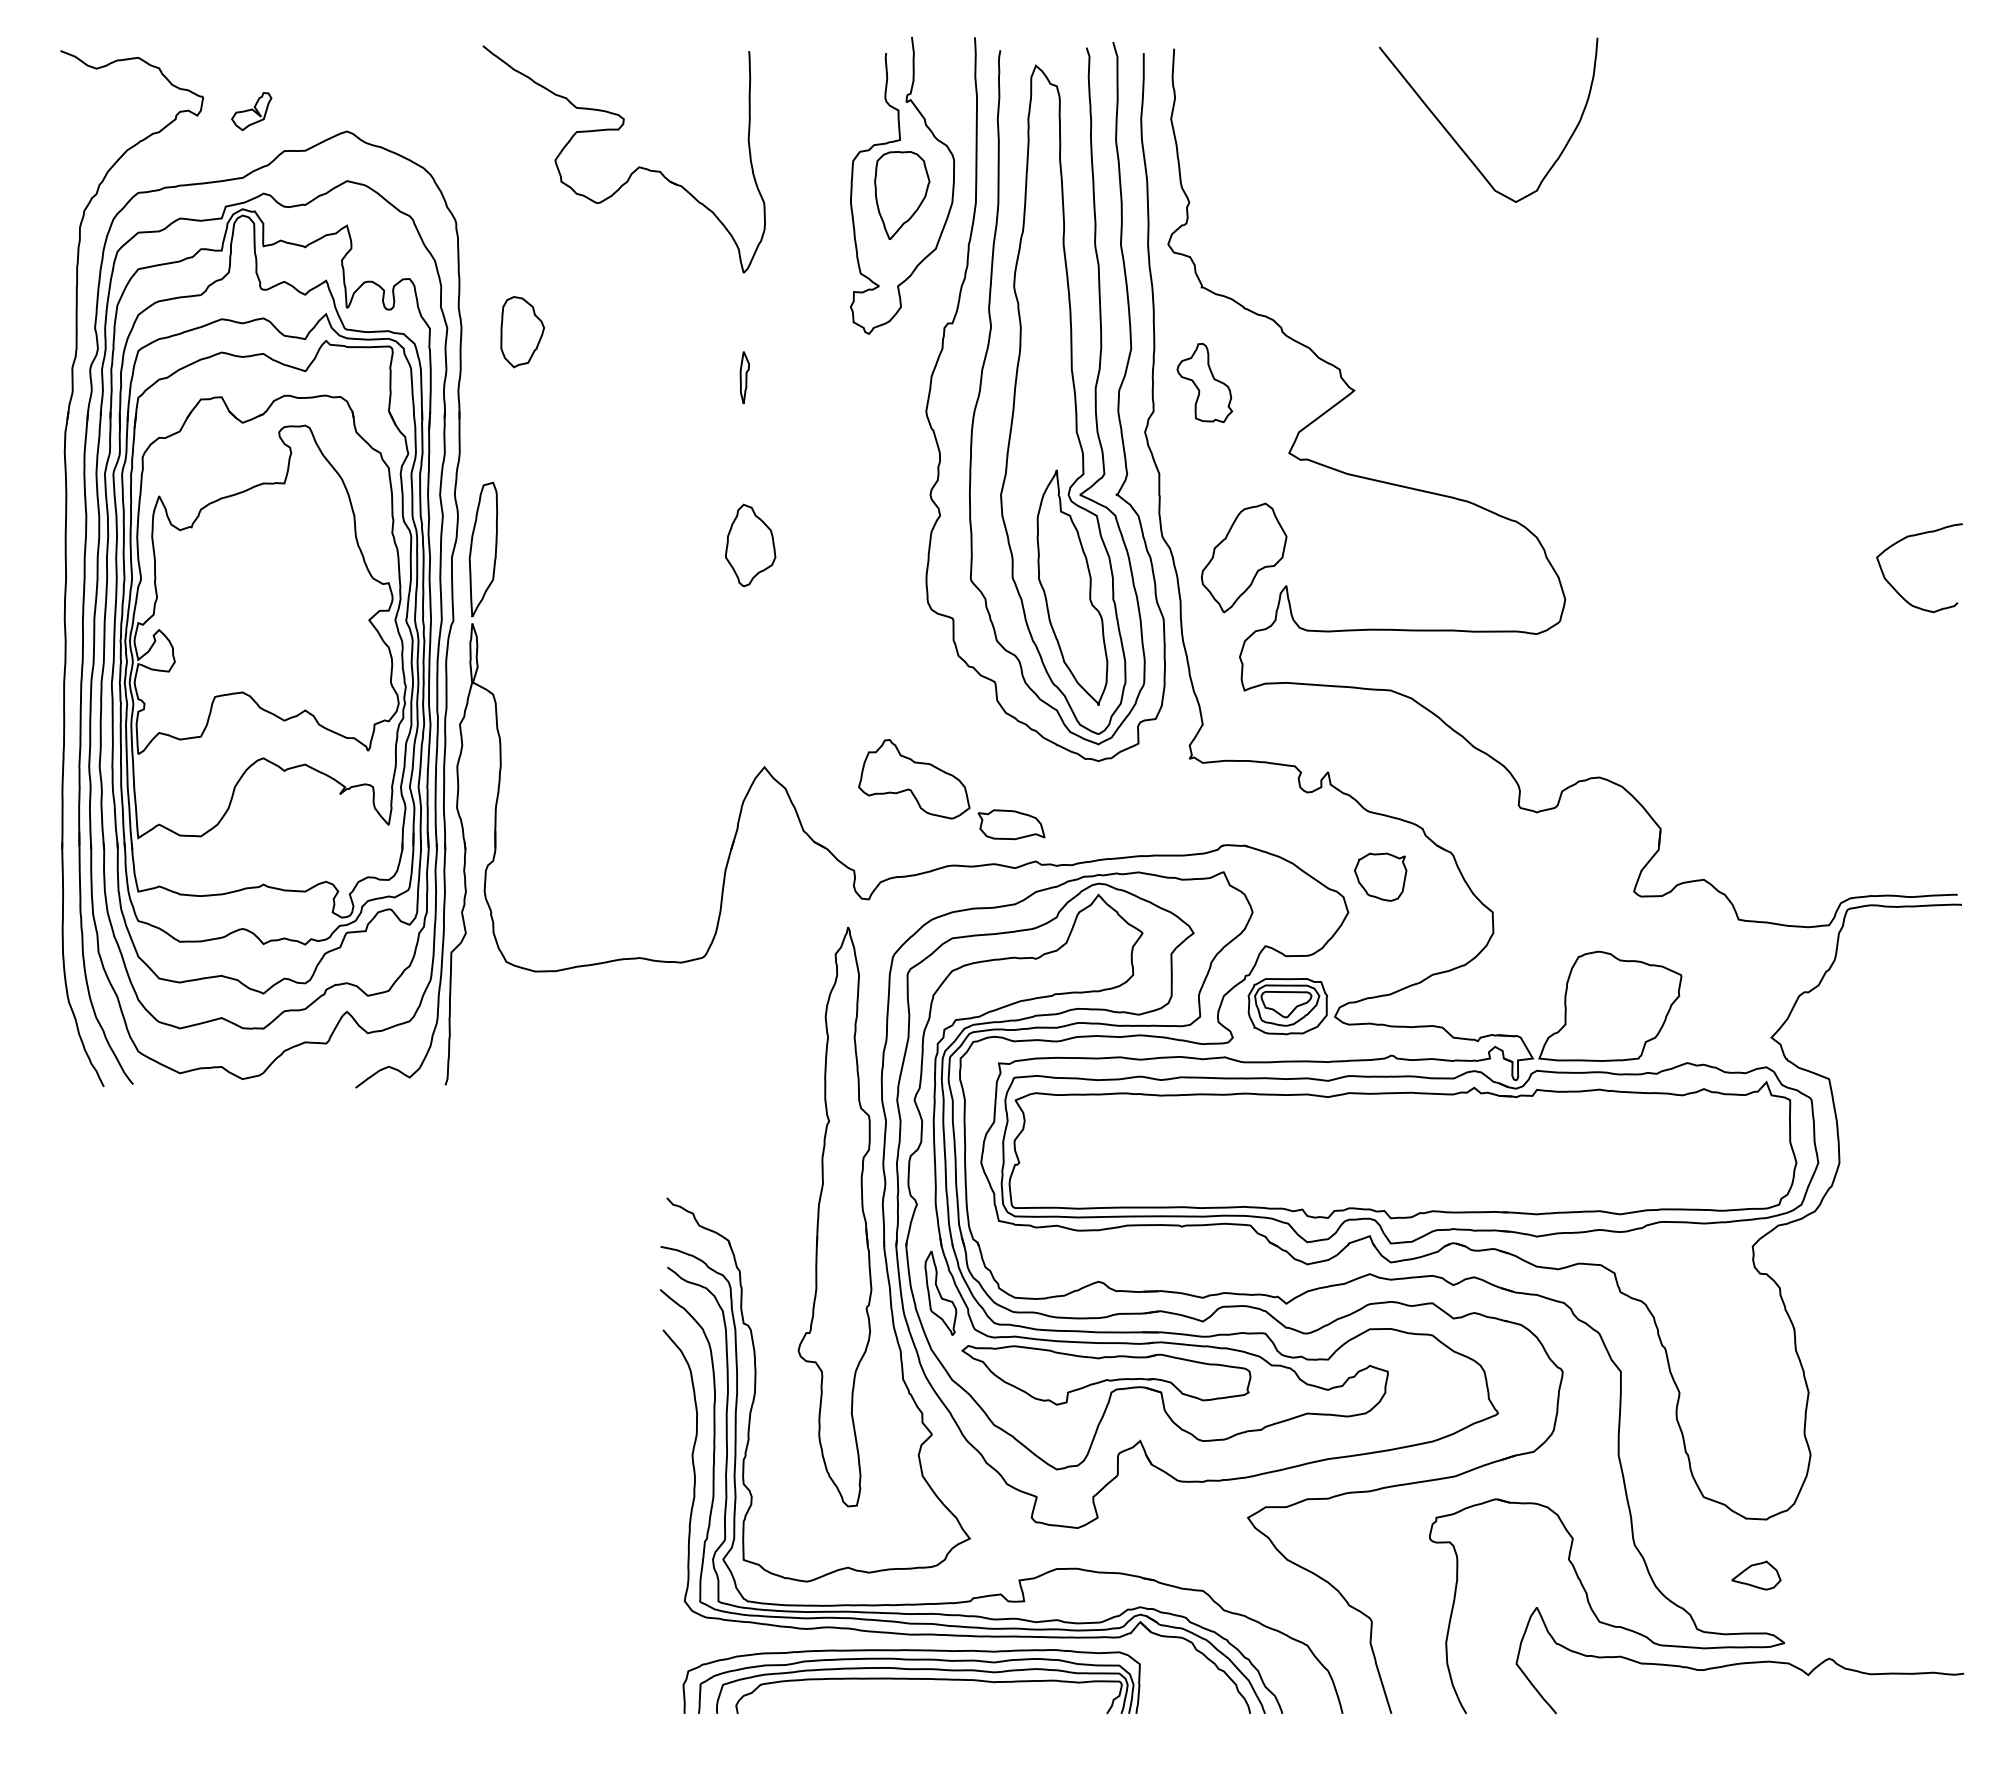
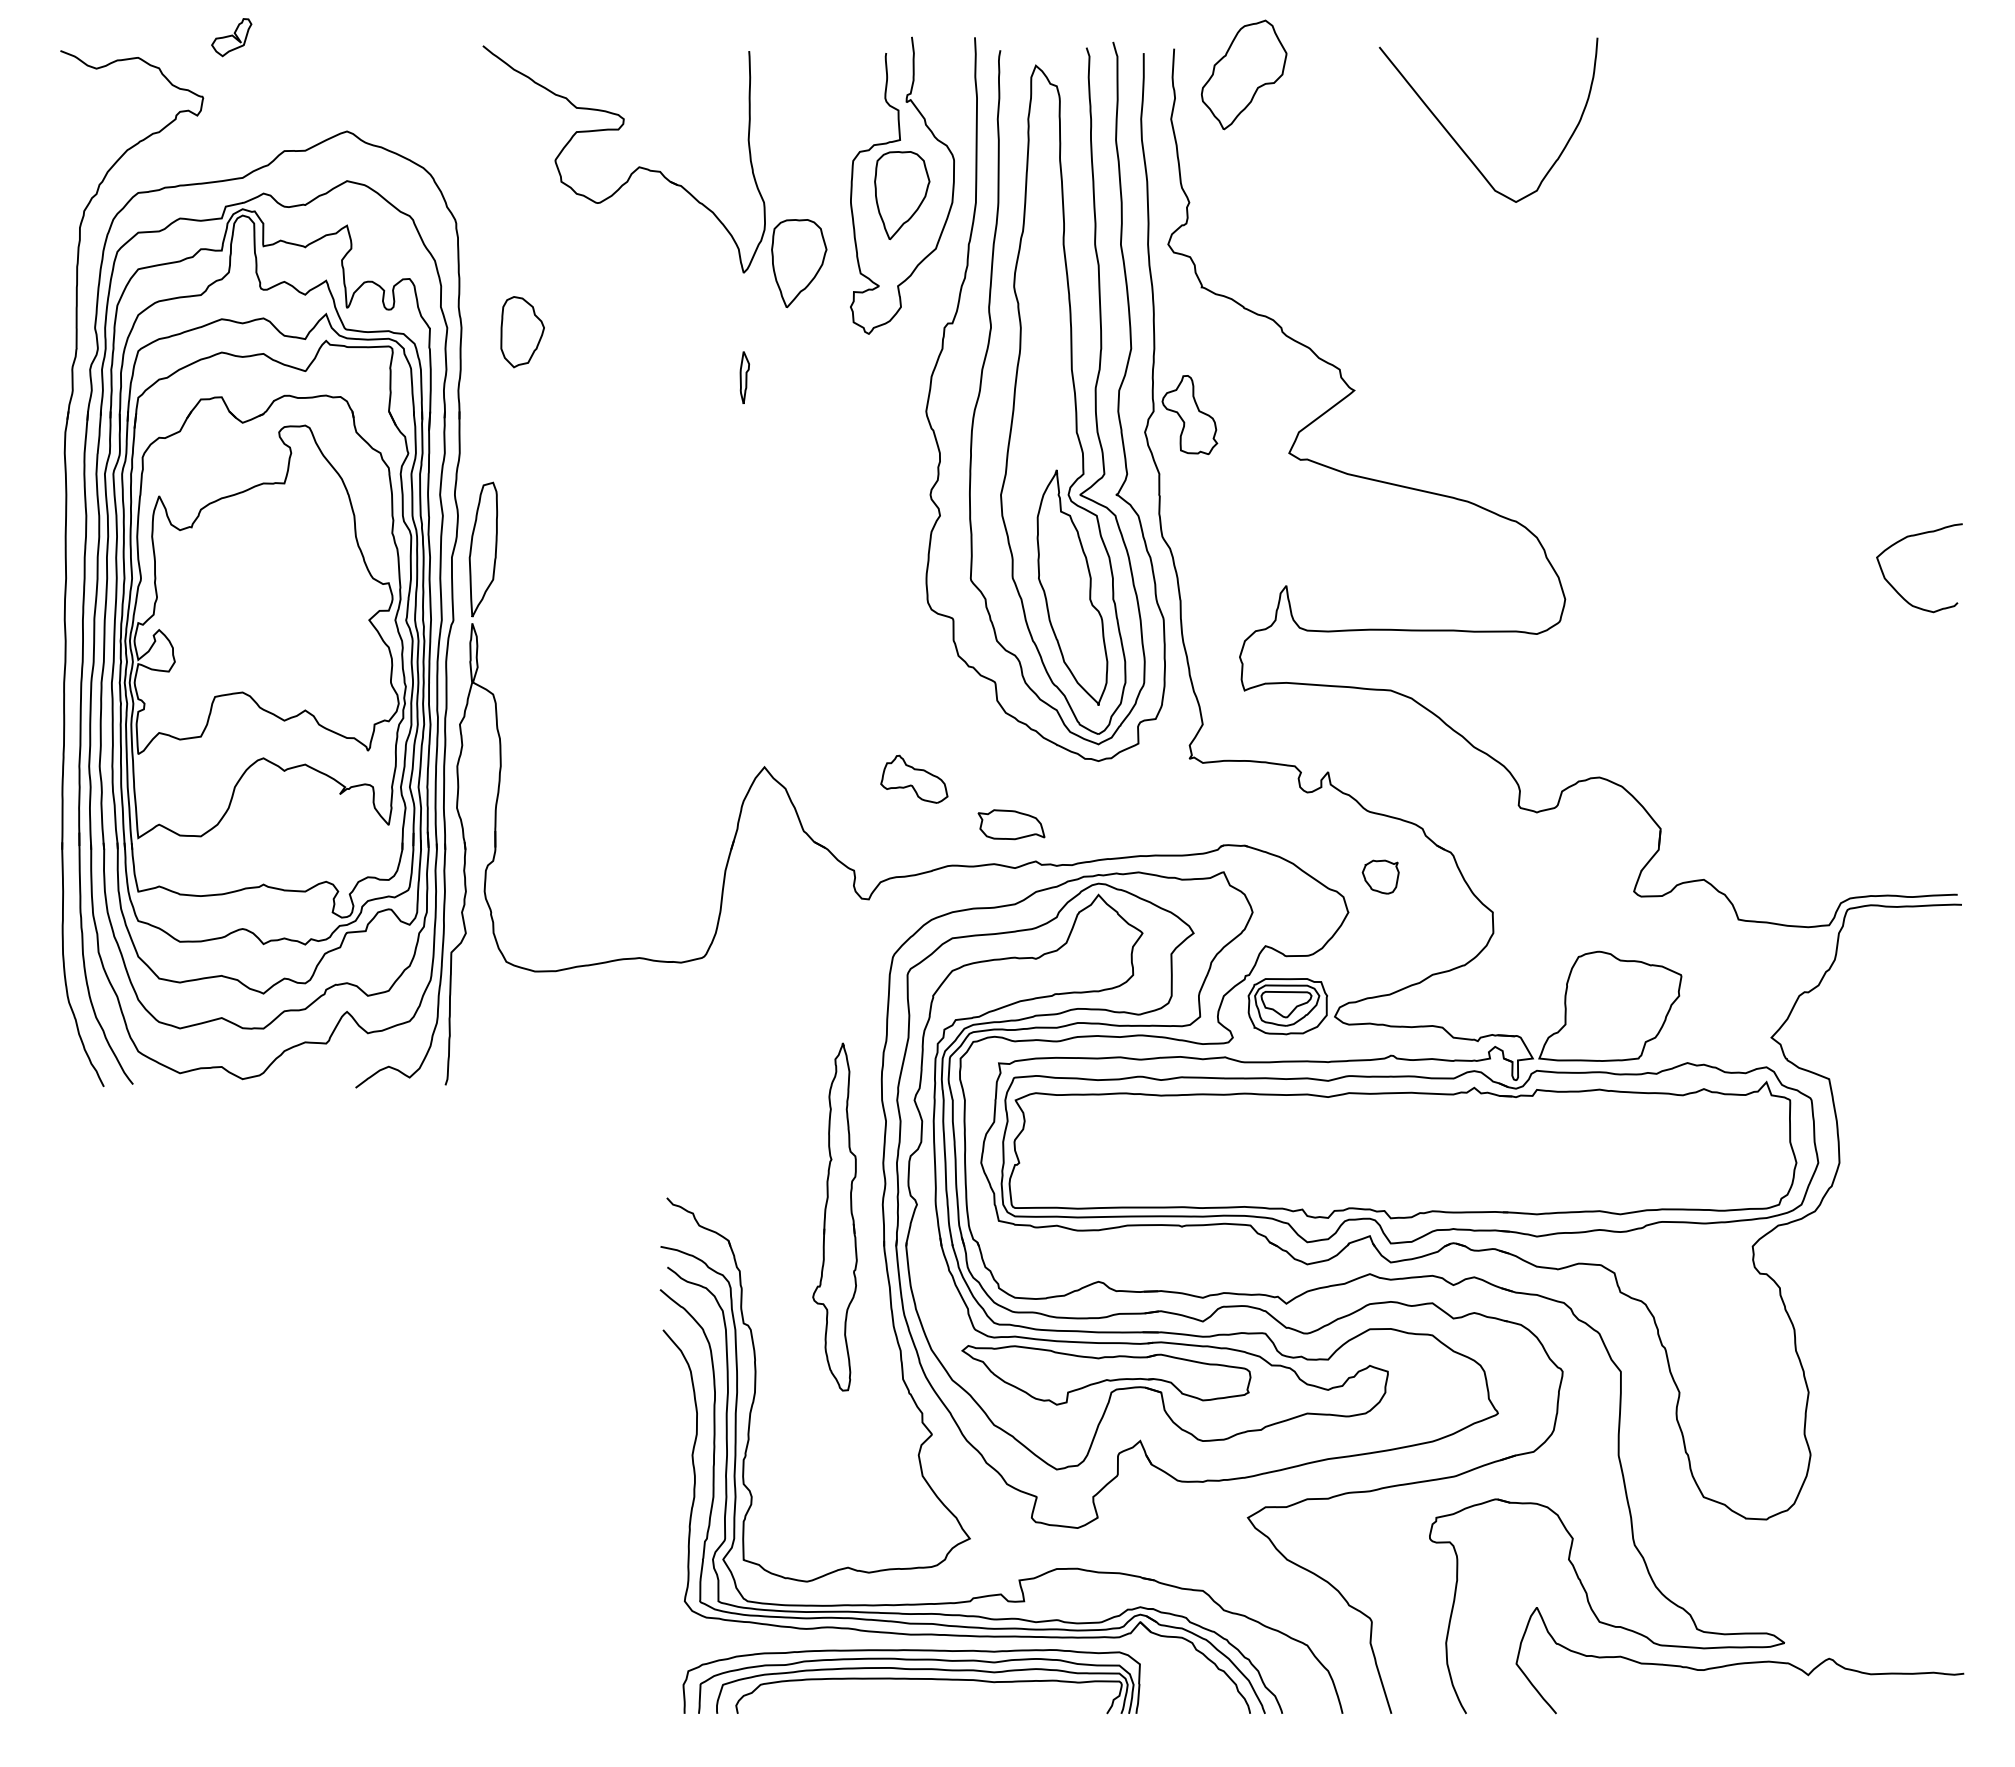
part position: (251, 111) -> (231, 37) (231, 37)
part: none -> present (799, 263)
part position: (1204, 383) -> (1189, 415) (1189, 415)
part: present -> none (750, 545)
part position: (1244, 557) -> (1244, 74) (1244, 74)
part size: 113x81 px -> 69x50 px (914, 778)
part size: 54x50 px -> 39x36 px (1380, 876)
part size: 76x582 px -> 46x350 px (834, 1216)
part: present -> none (940, 1292)
part: present -> none (1756, 1575)
